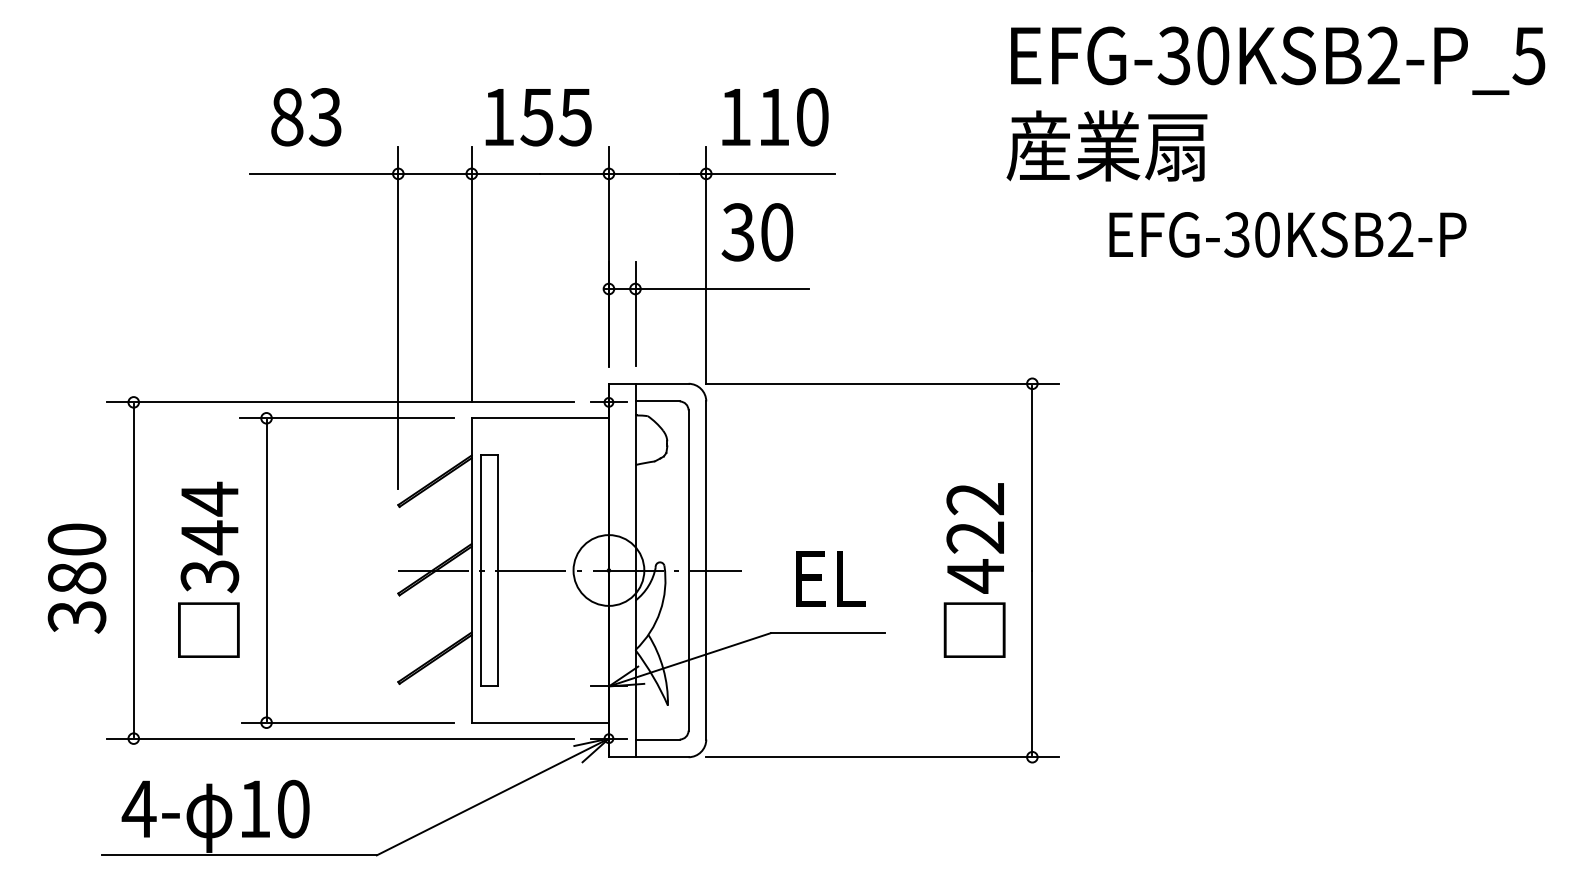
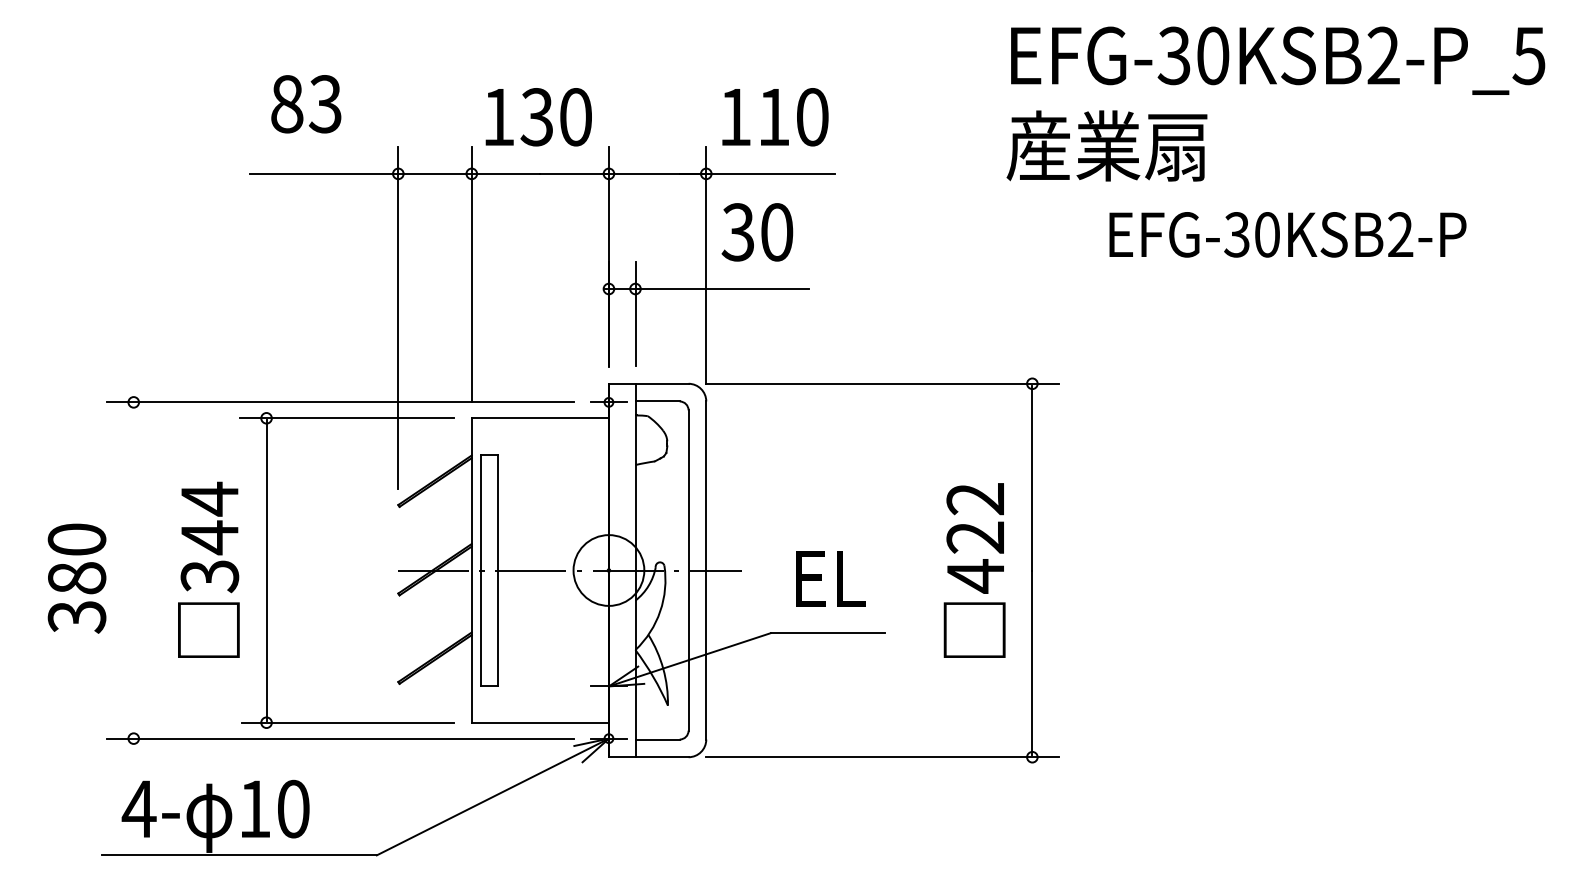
text position: (306, 117) -> (306, 104) (306, 104)
text: 155 -> 130 (555, 117)
line: present -> none (133, 570)
